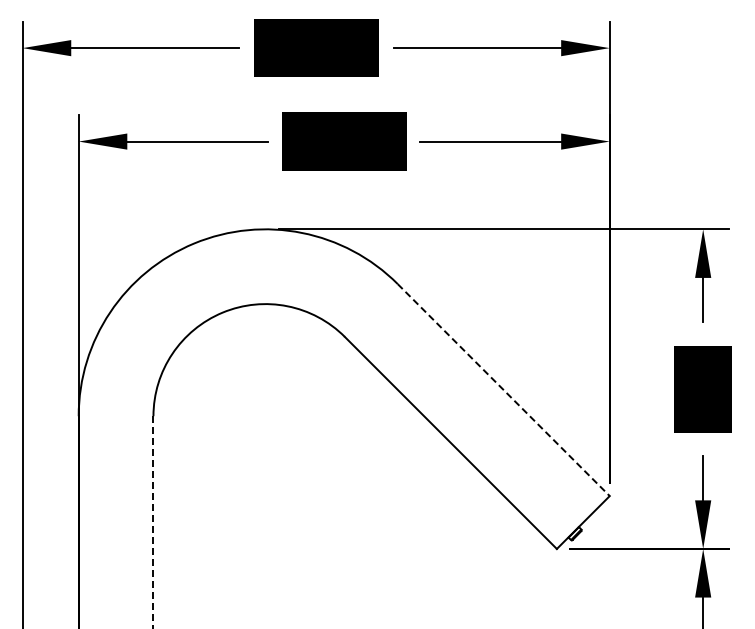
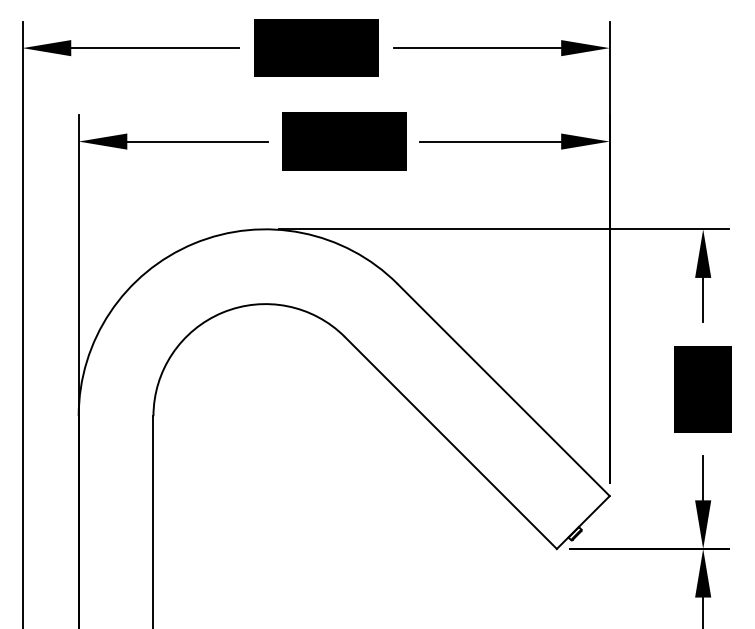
line: dashed -> solid (503, 390)
line: dashed -> solid (153, 522)
